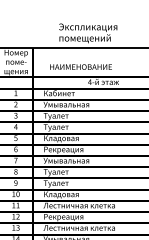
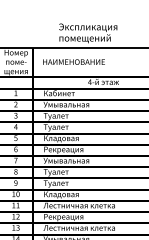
text position: (80, 66) -> (73, 61) (73, 61)
